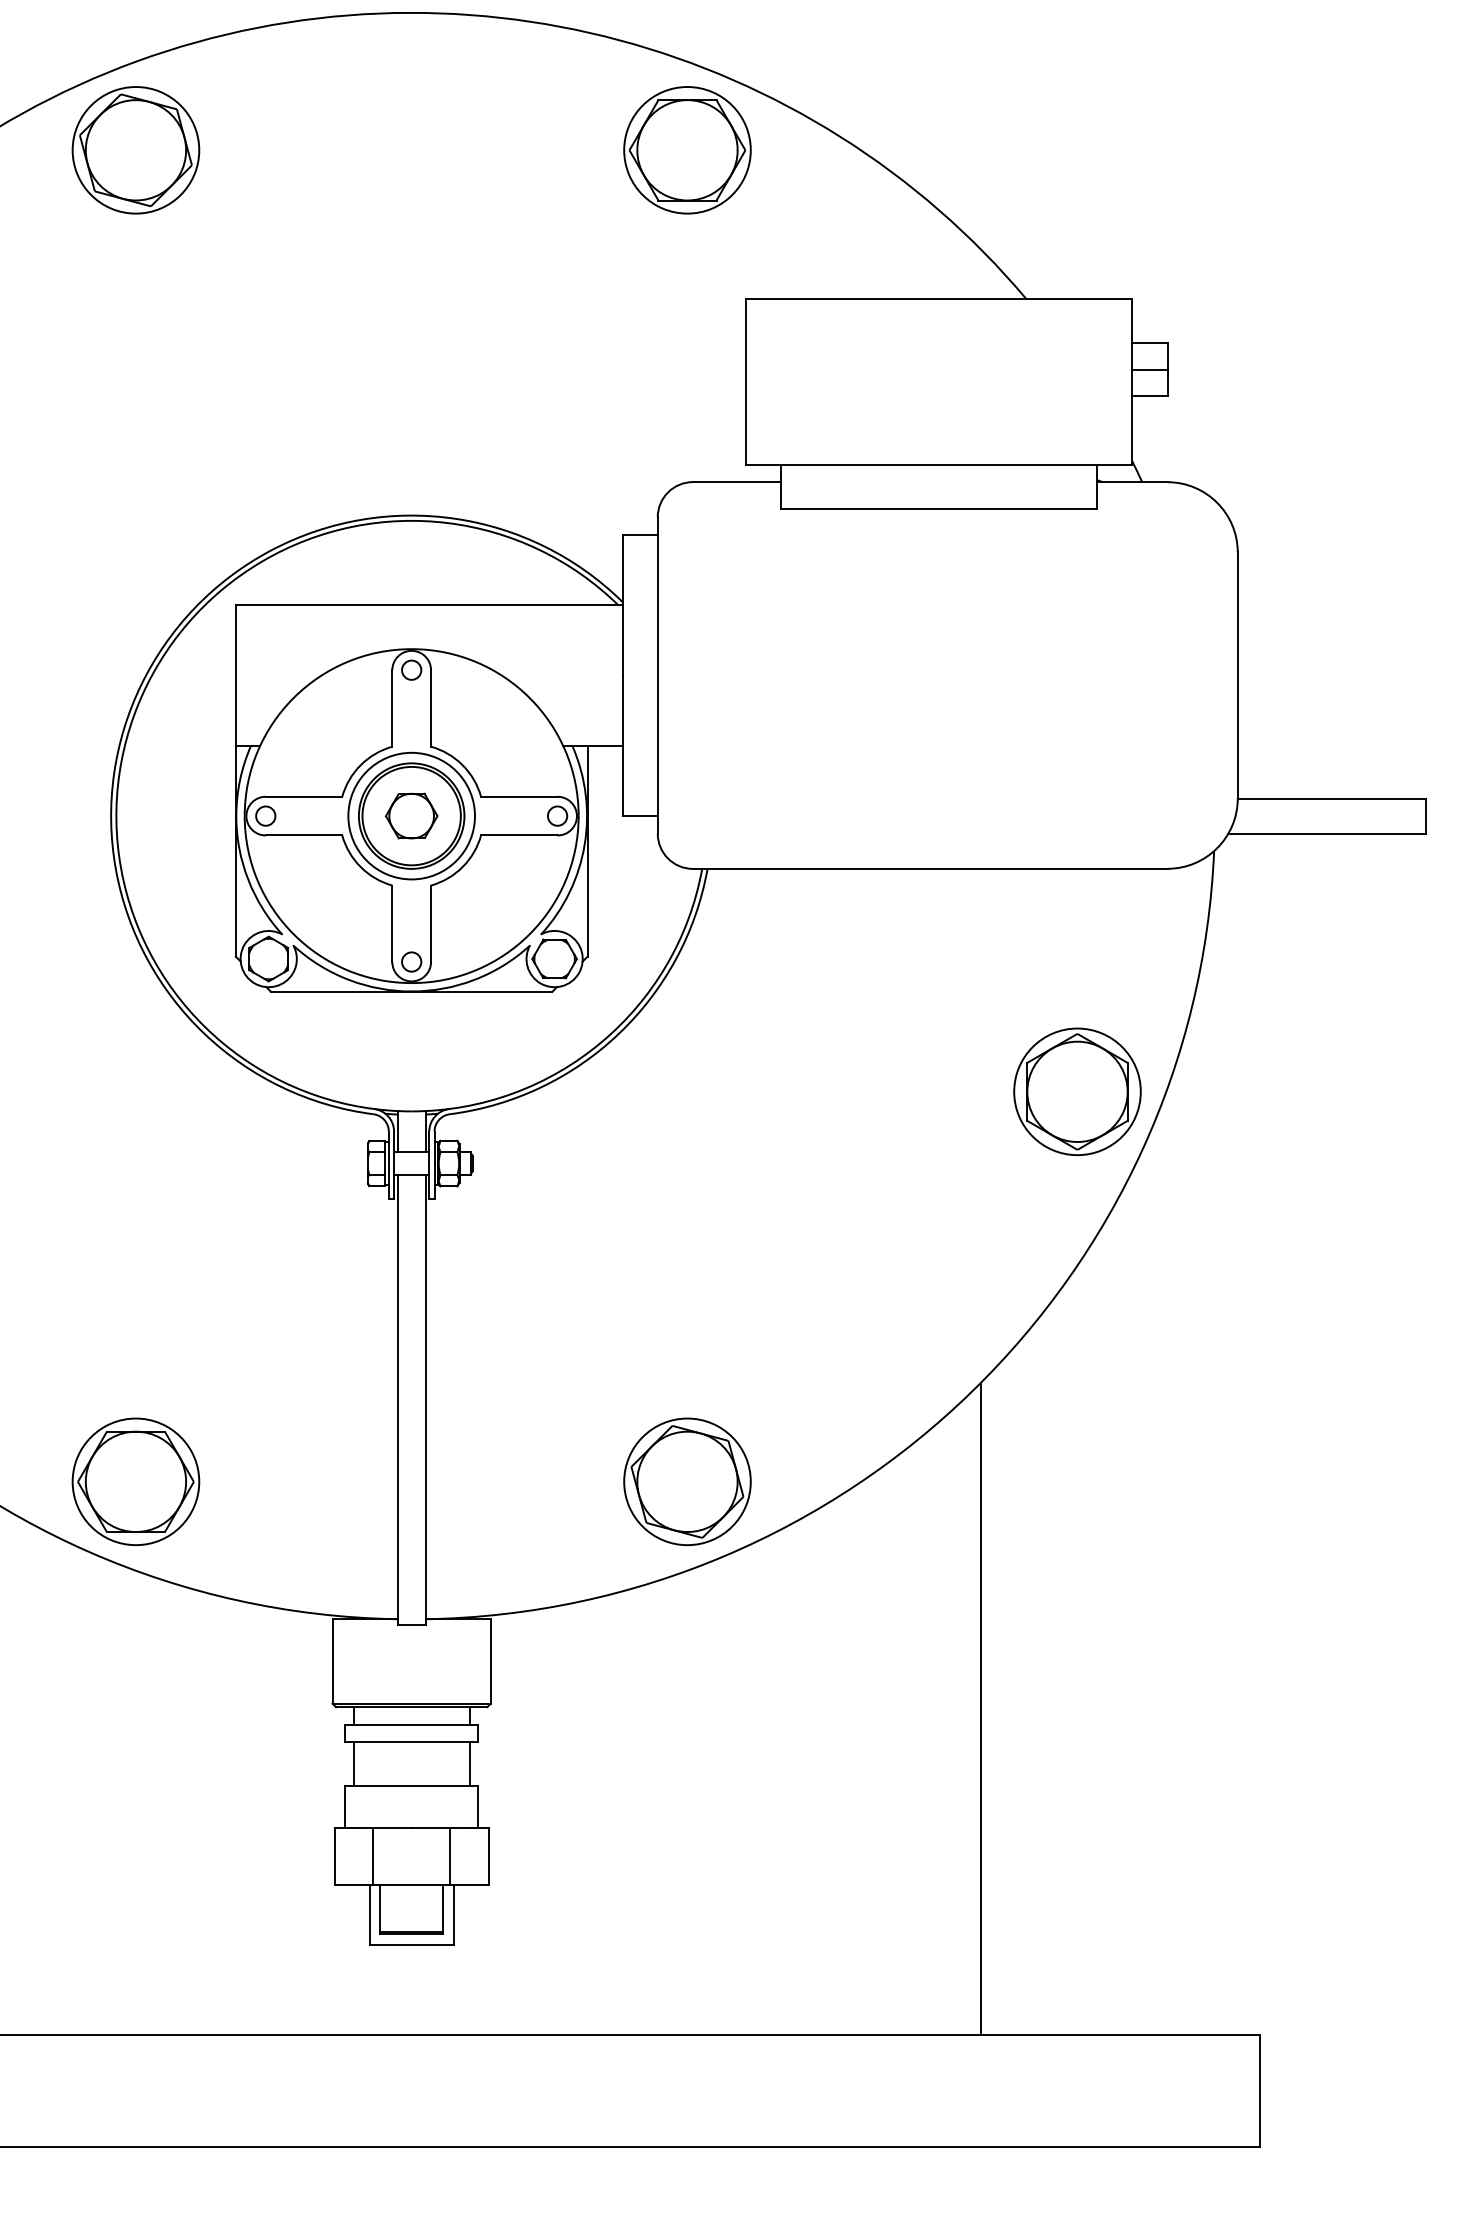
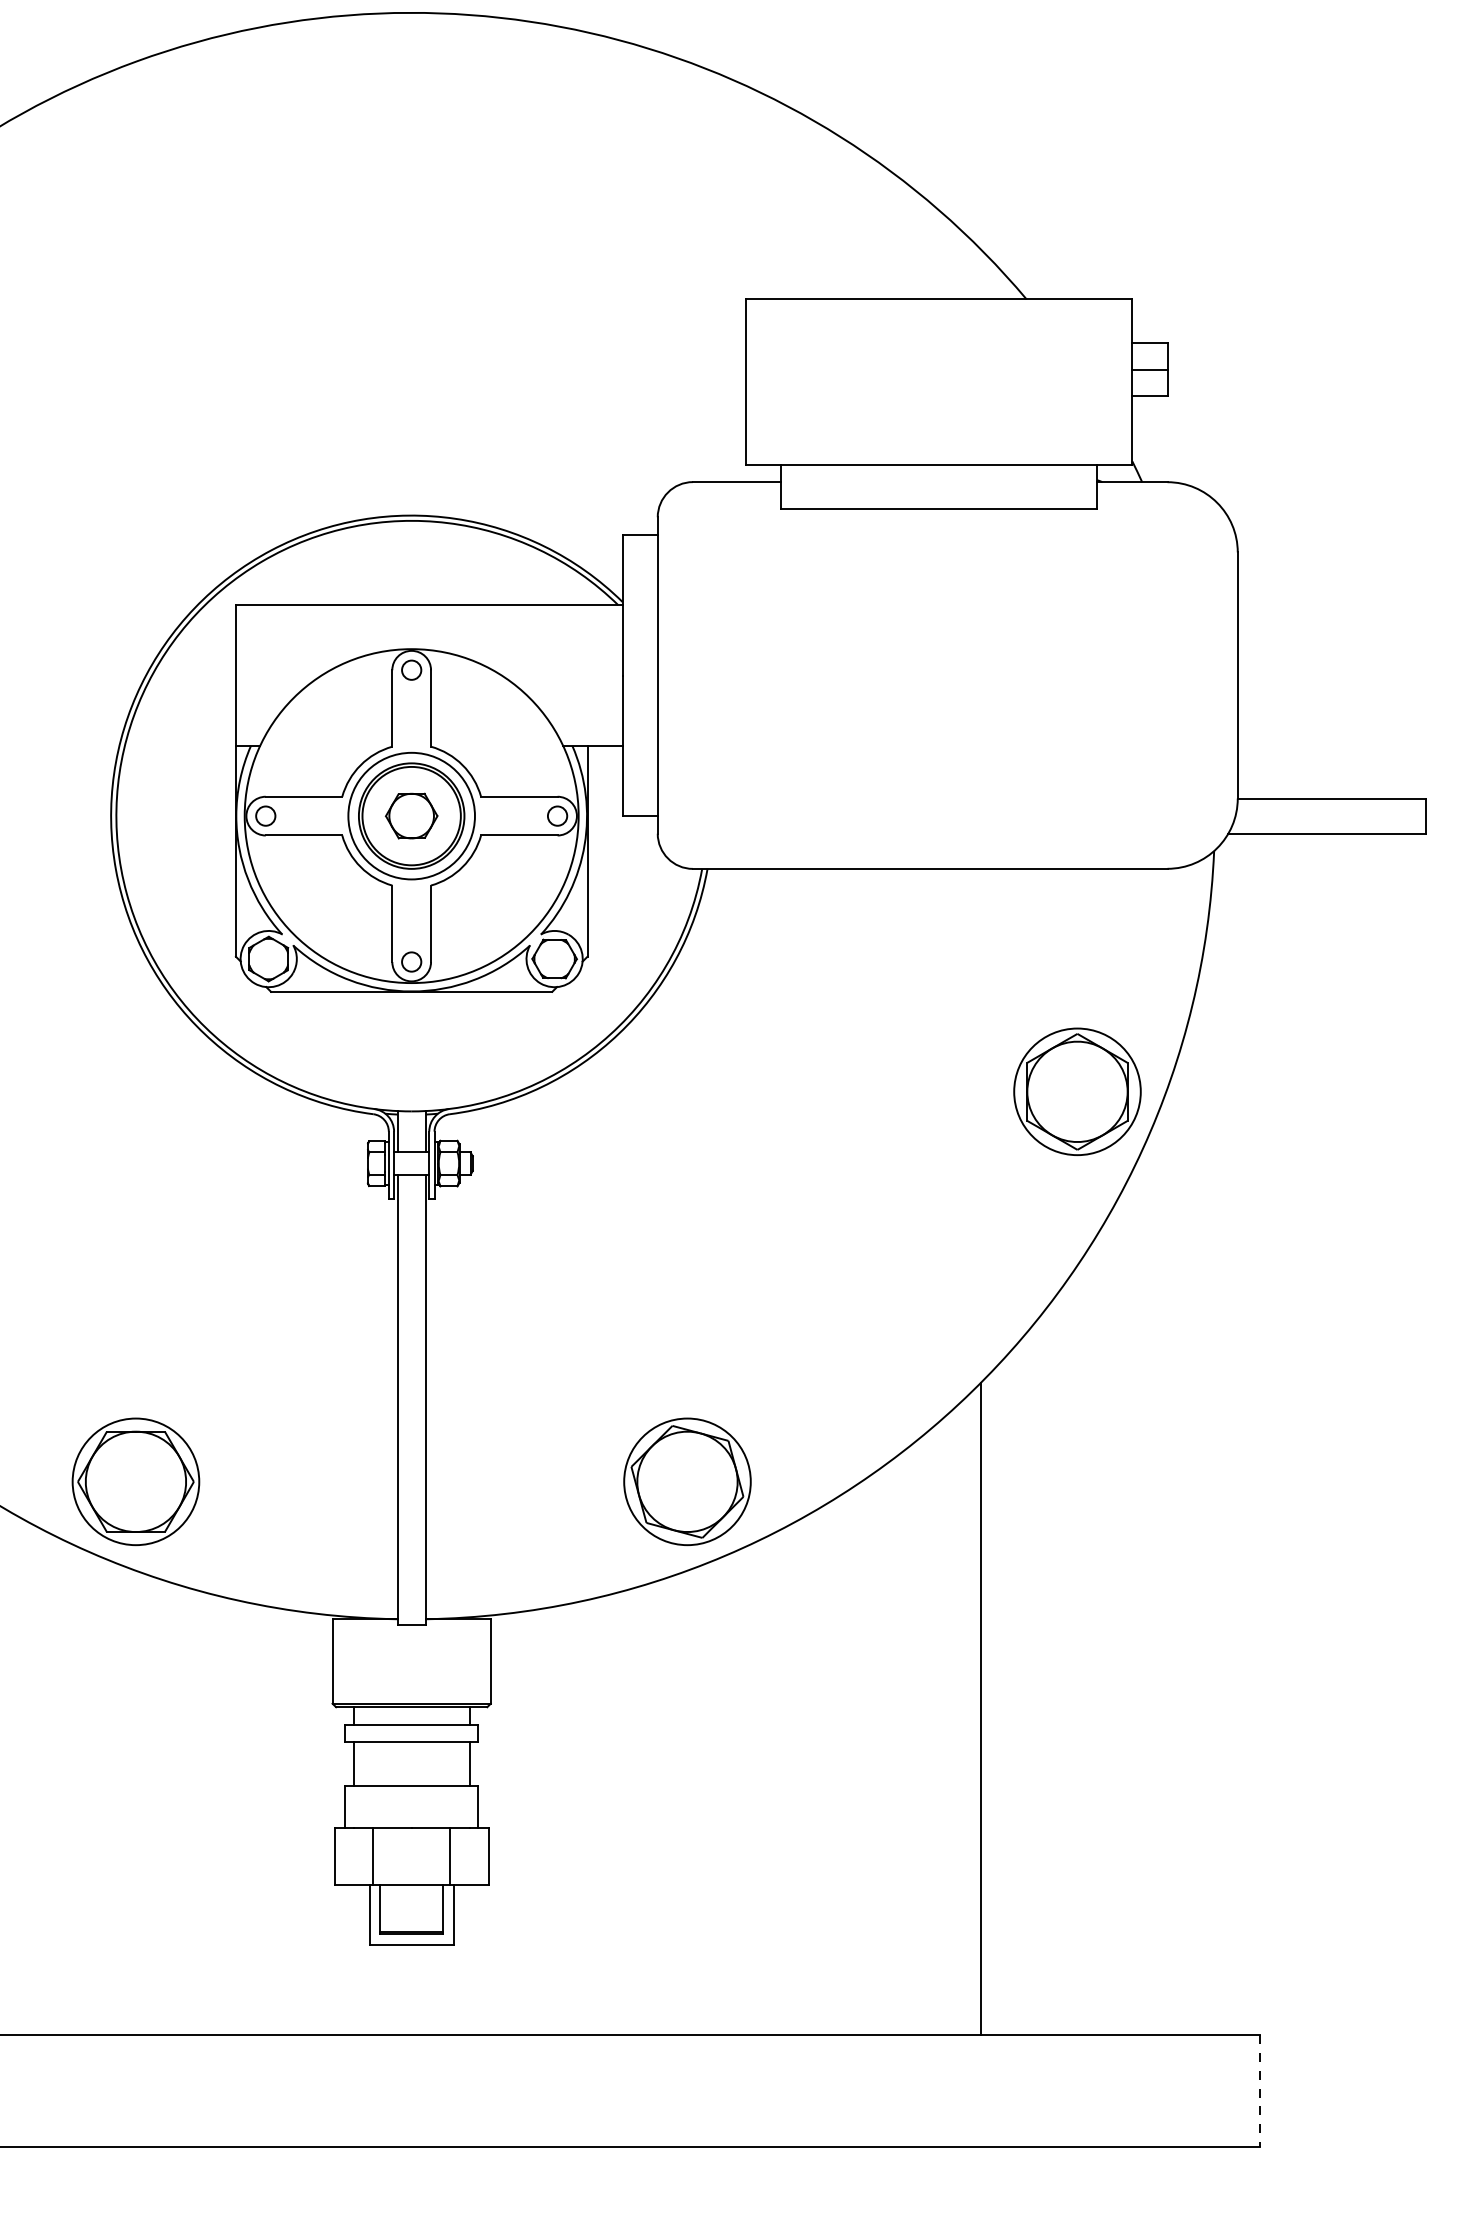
part: present -> none (135, 150)
part: present -> none (687, 150)
line: solid -> dashed (1259, 2090)
